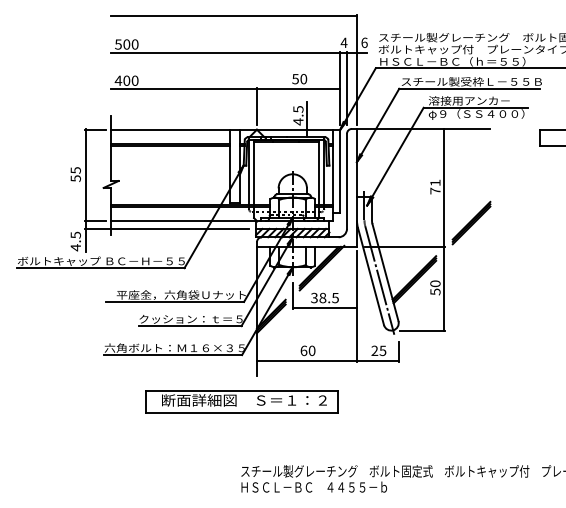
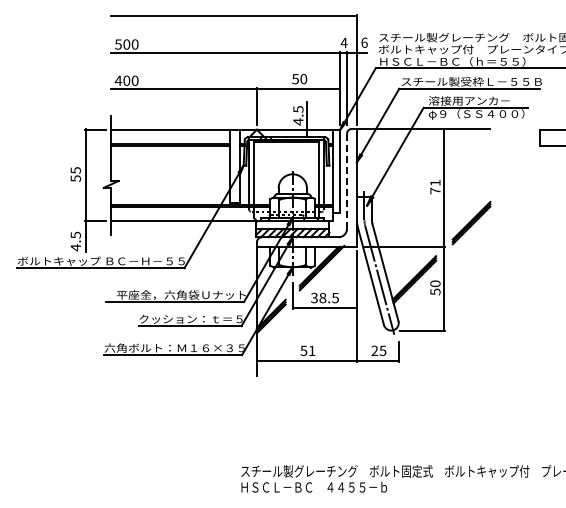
line: solid -> dashed (346, 181)
line: present -> none (166, 228)
text: 60 -> 51 (307, 350)
part: present -> none (241, 401)
